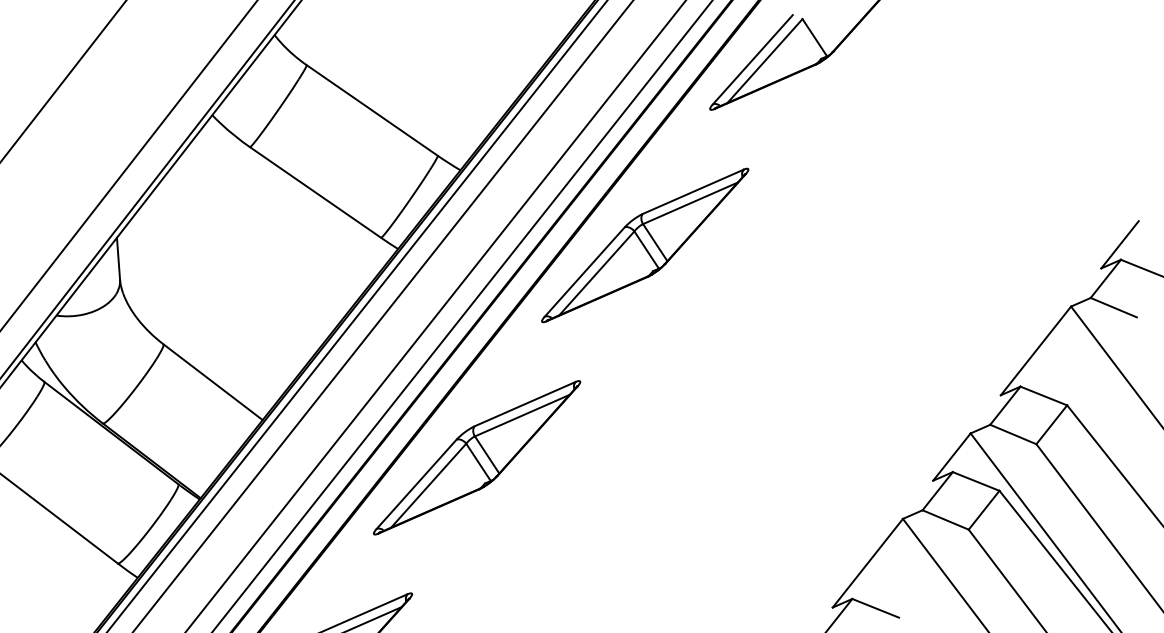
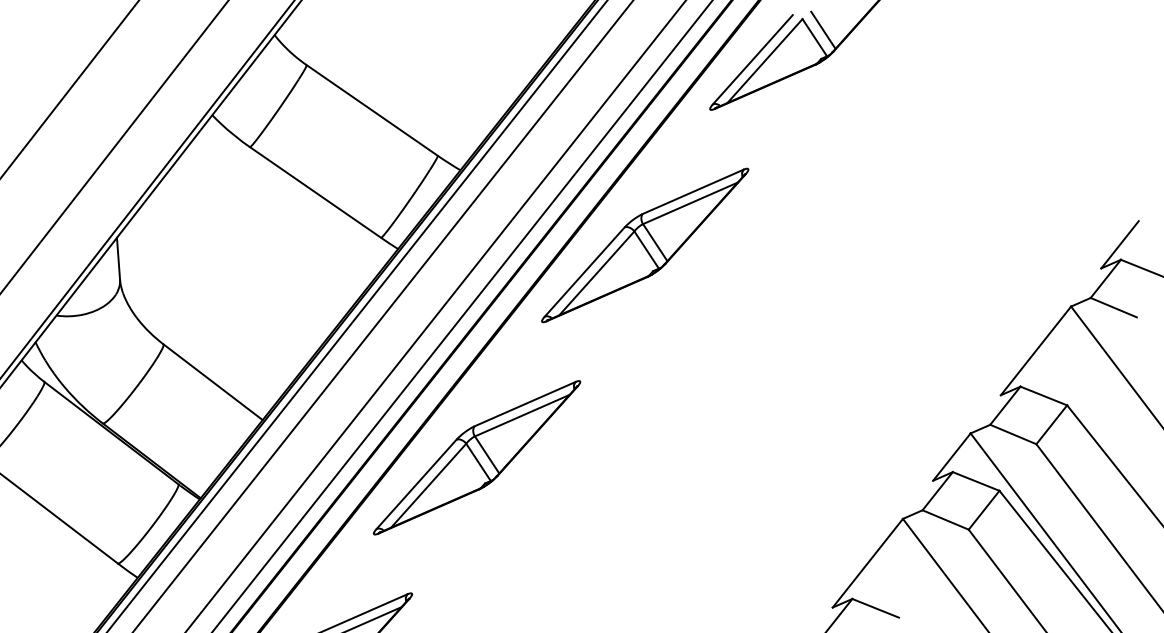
line: none -> present (823, 29)
line position: (63, 80) -> (69, 89) (69, 89)
line position: (128, 165) -> (114, 146) (114, 146)
